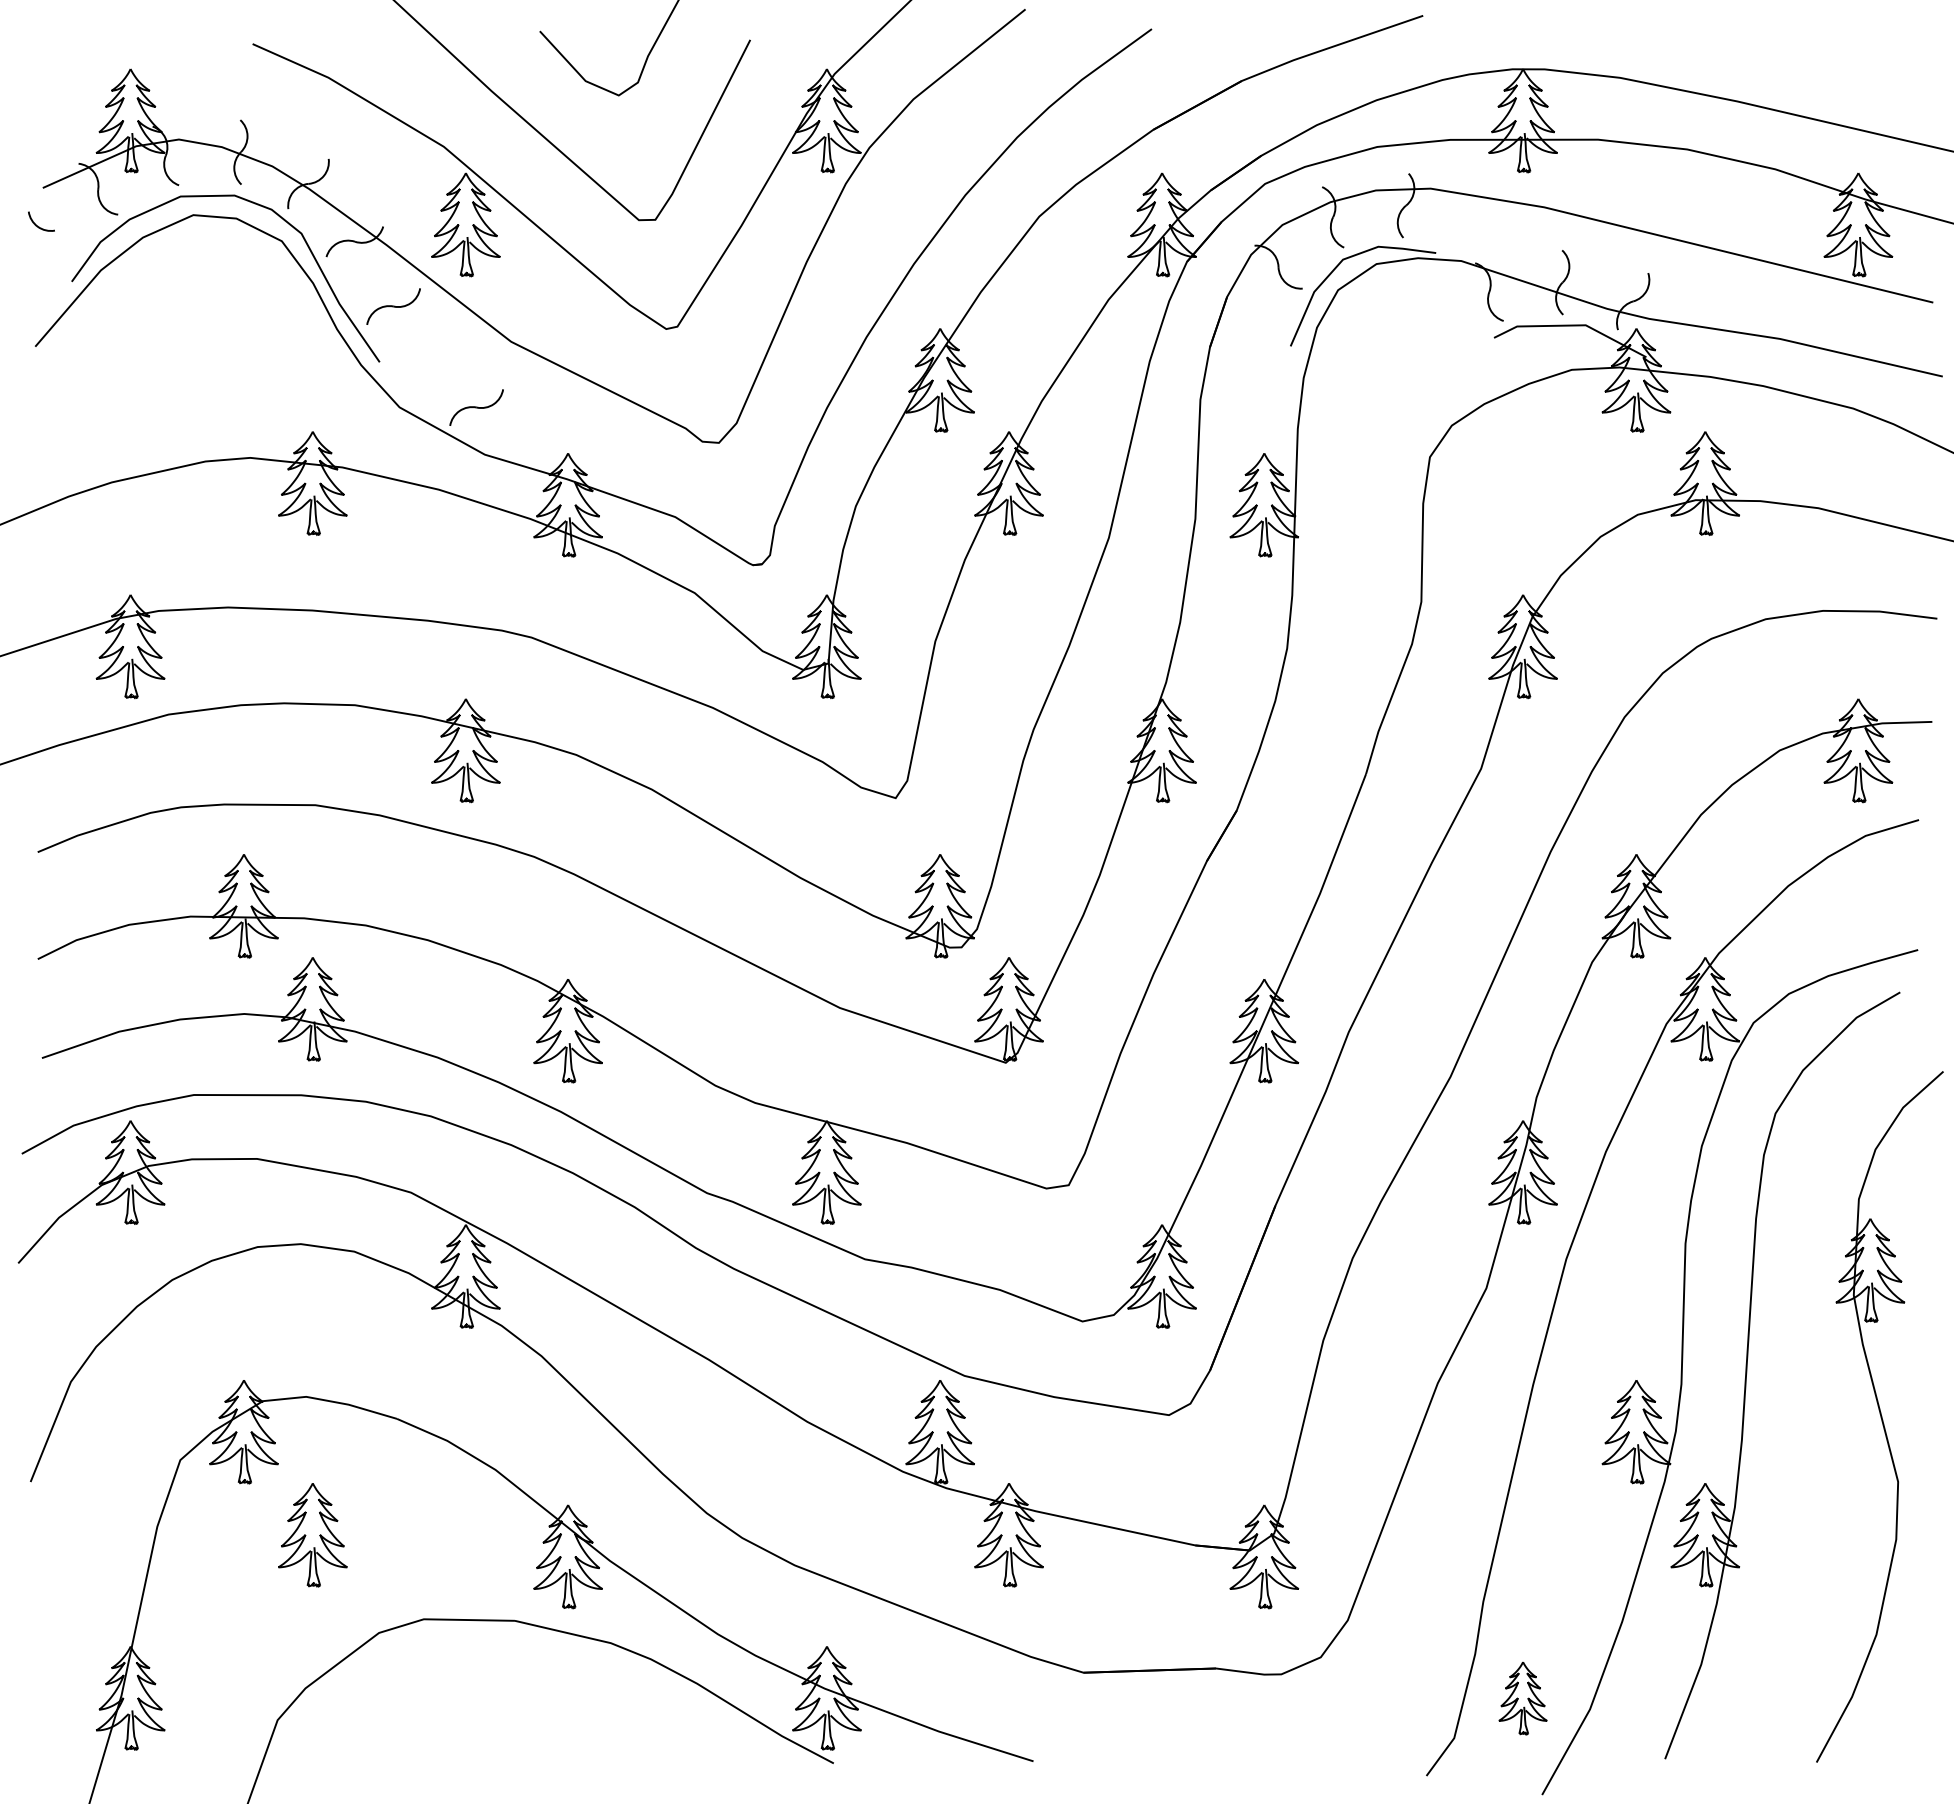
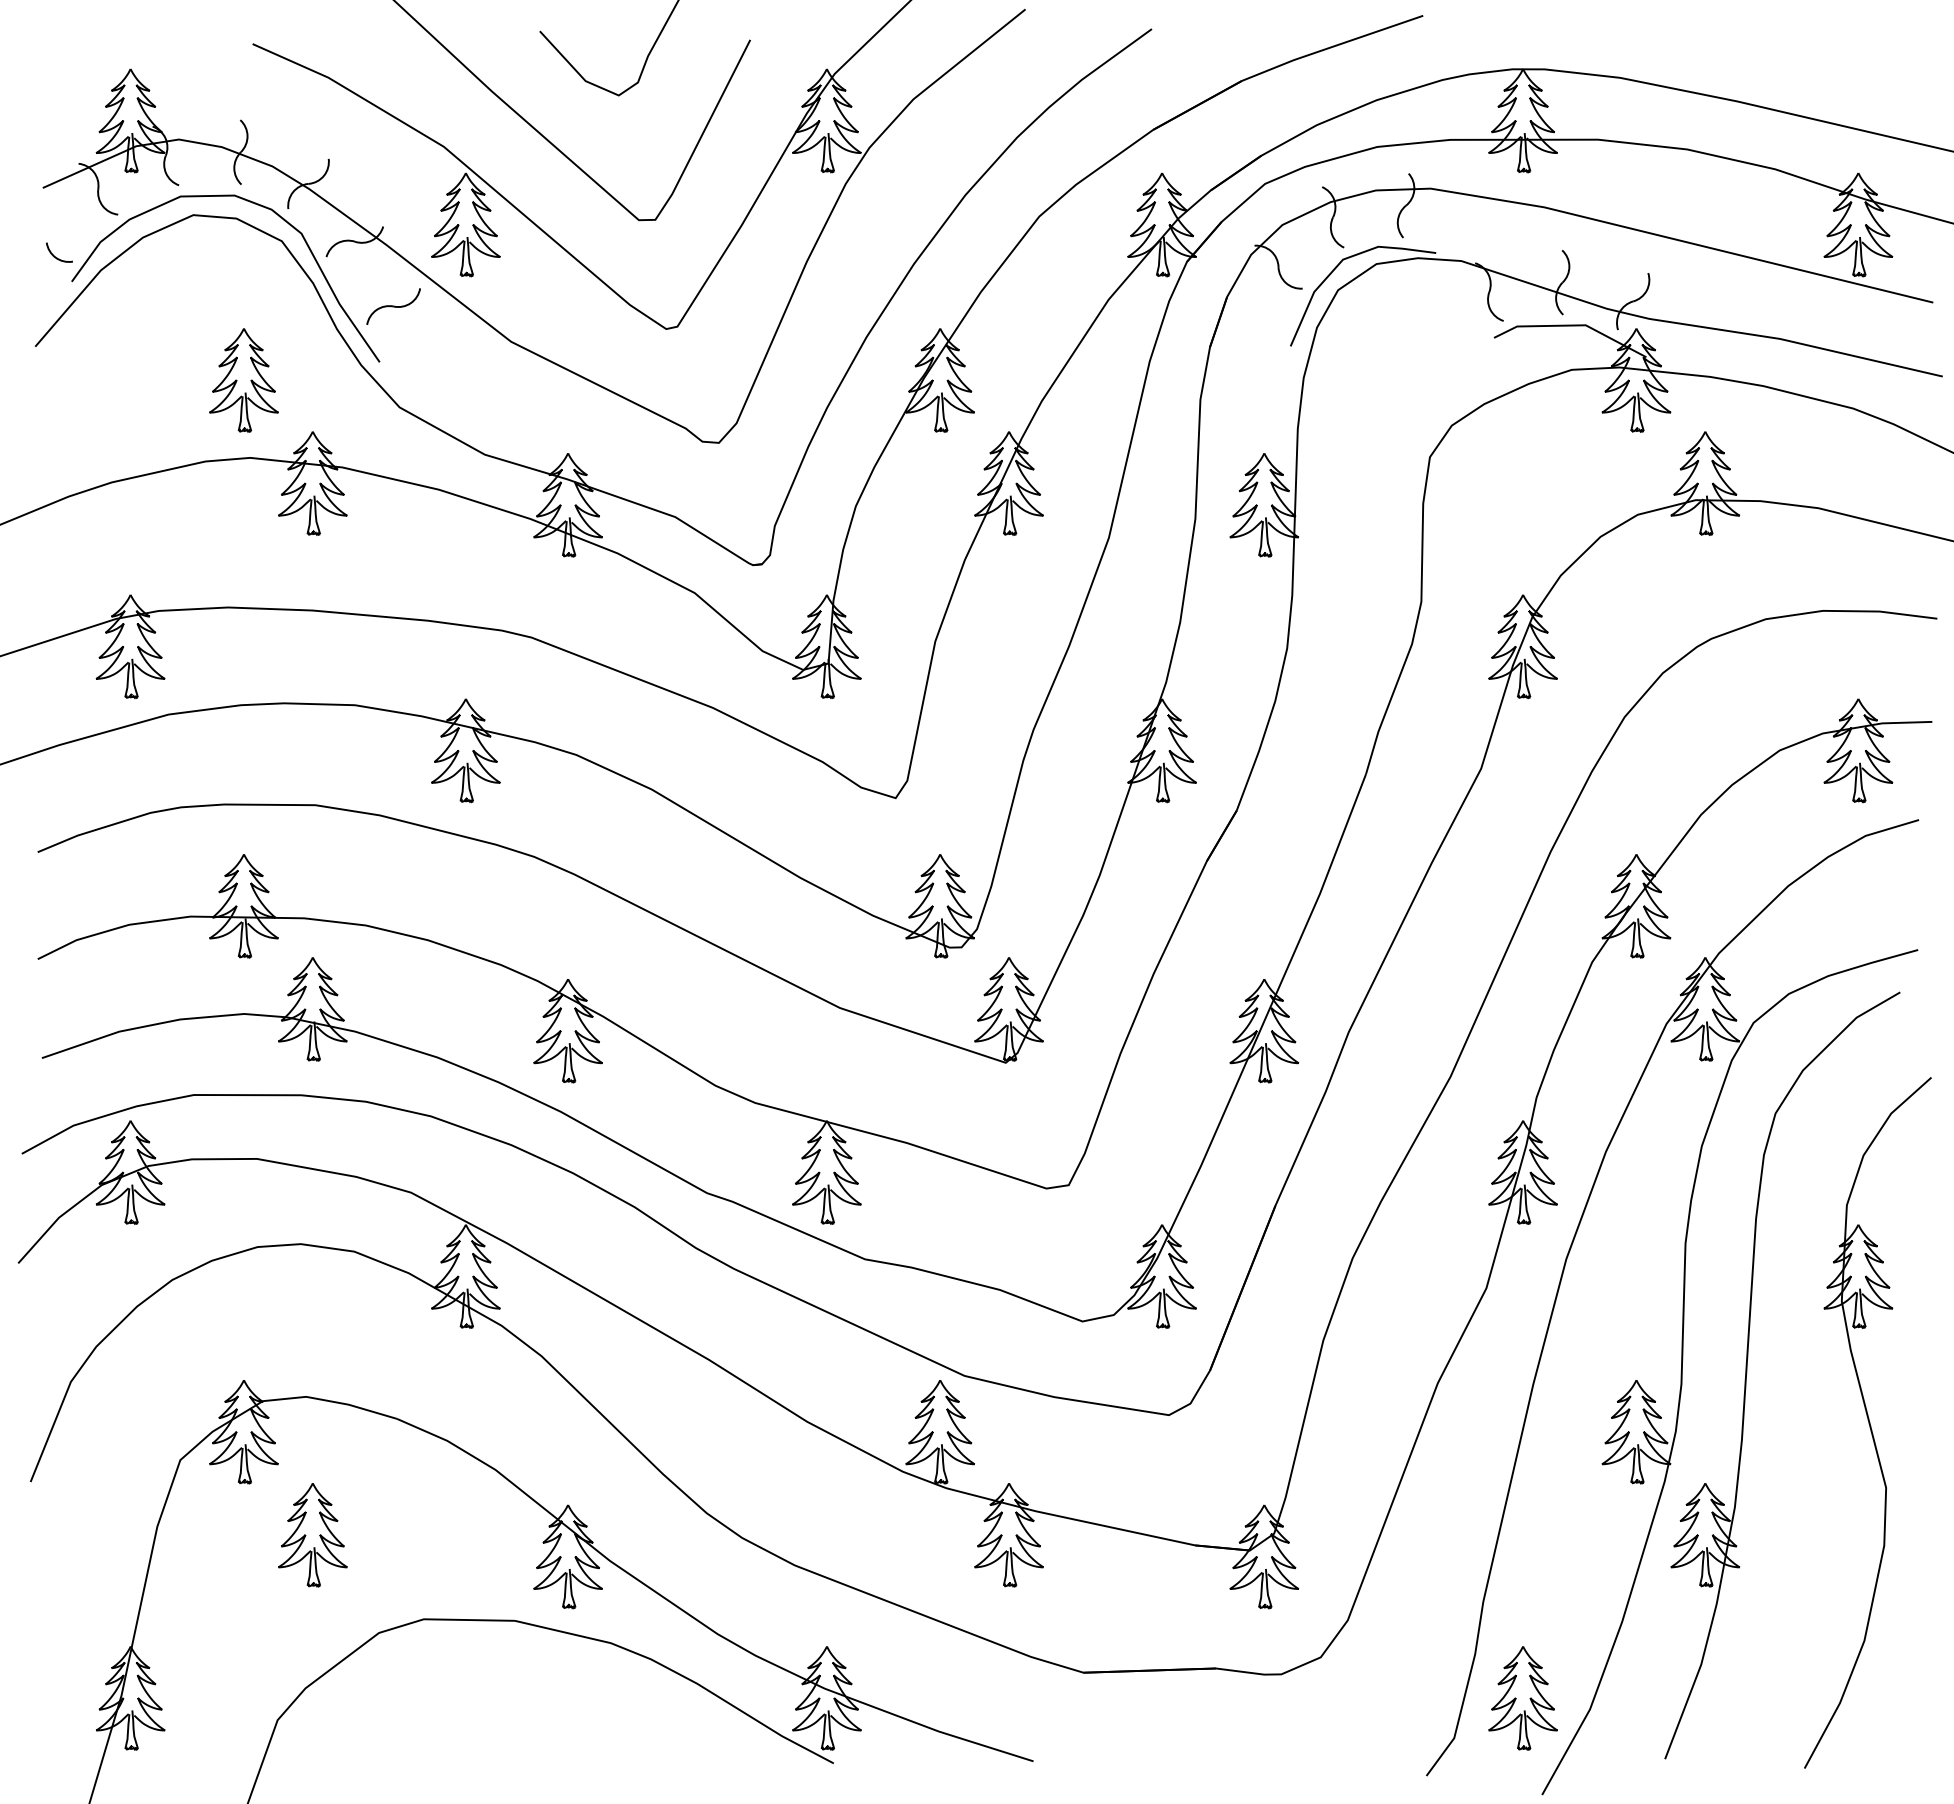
arc position: (39, 226) -> (57, 257) (57, 257)
part: none -> present (243, 380)
part: present -> none (476, 407)
part position: (1879, 1416) -> (1867, 1422) (1867, 1422)
part size: 50x75 px -> 70x105 px (1522, 1698)
